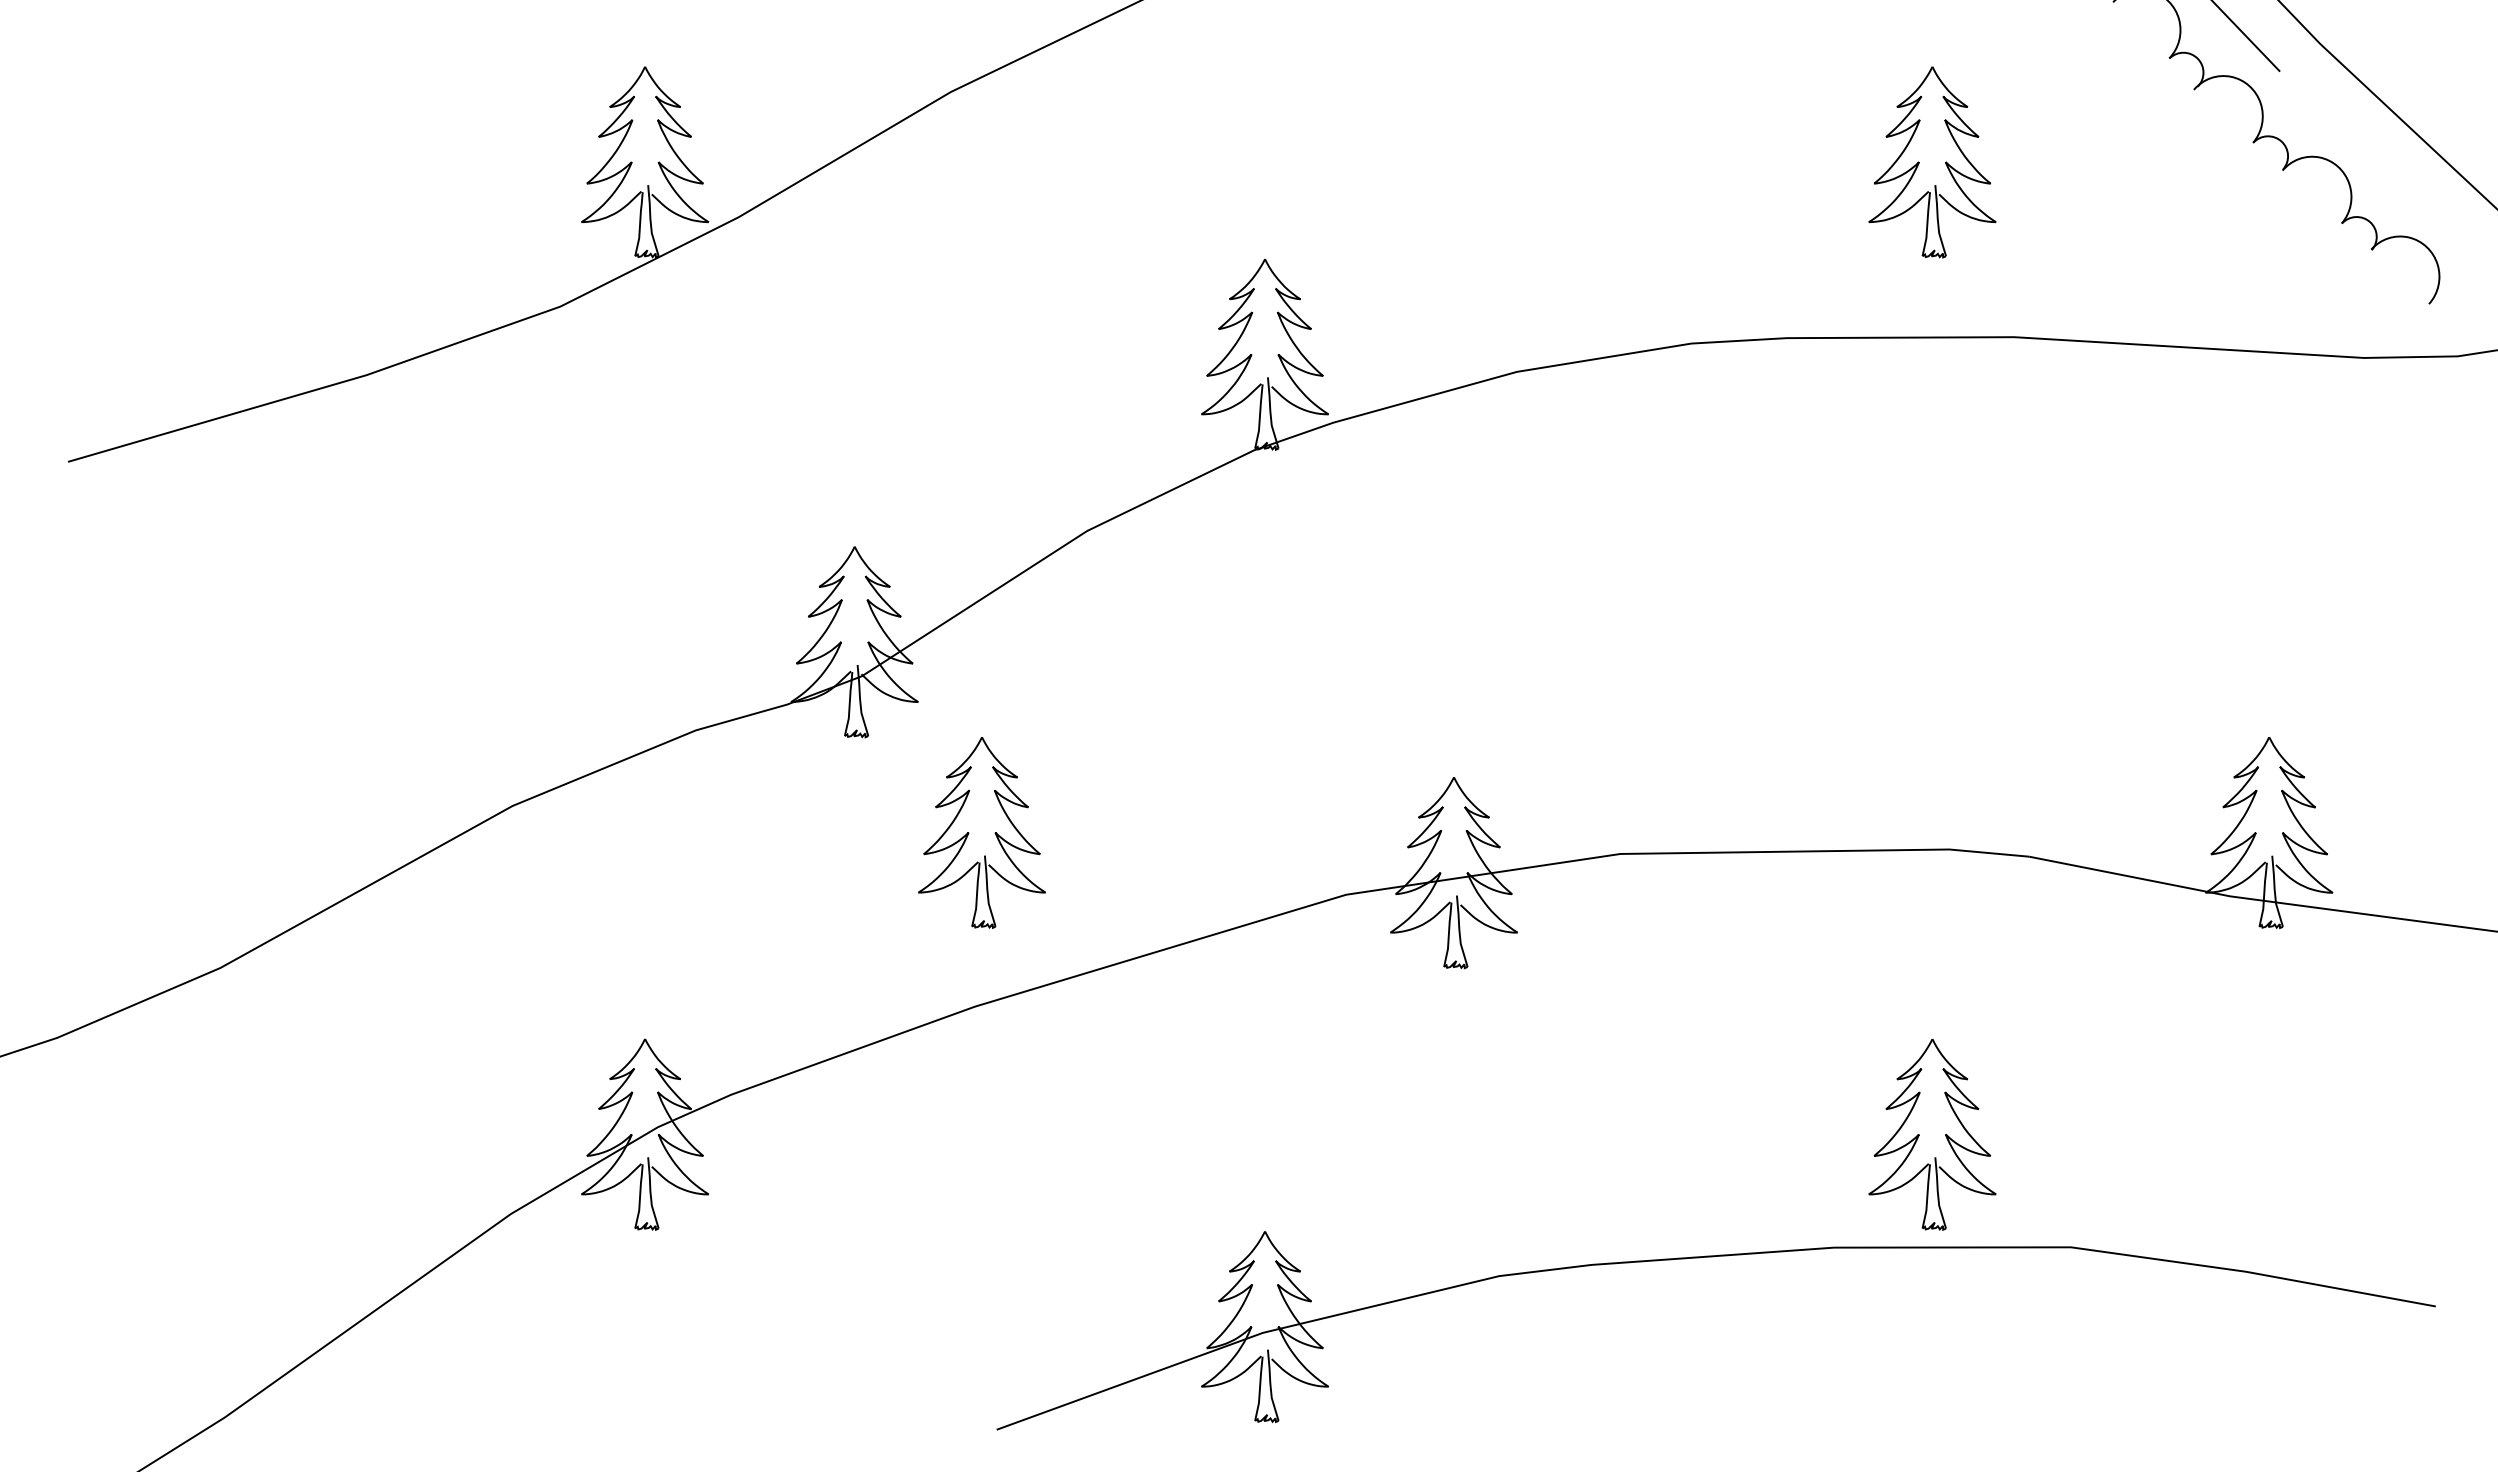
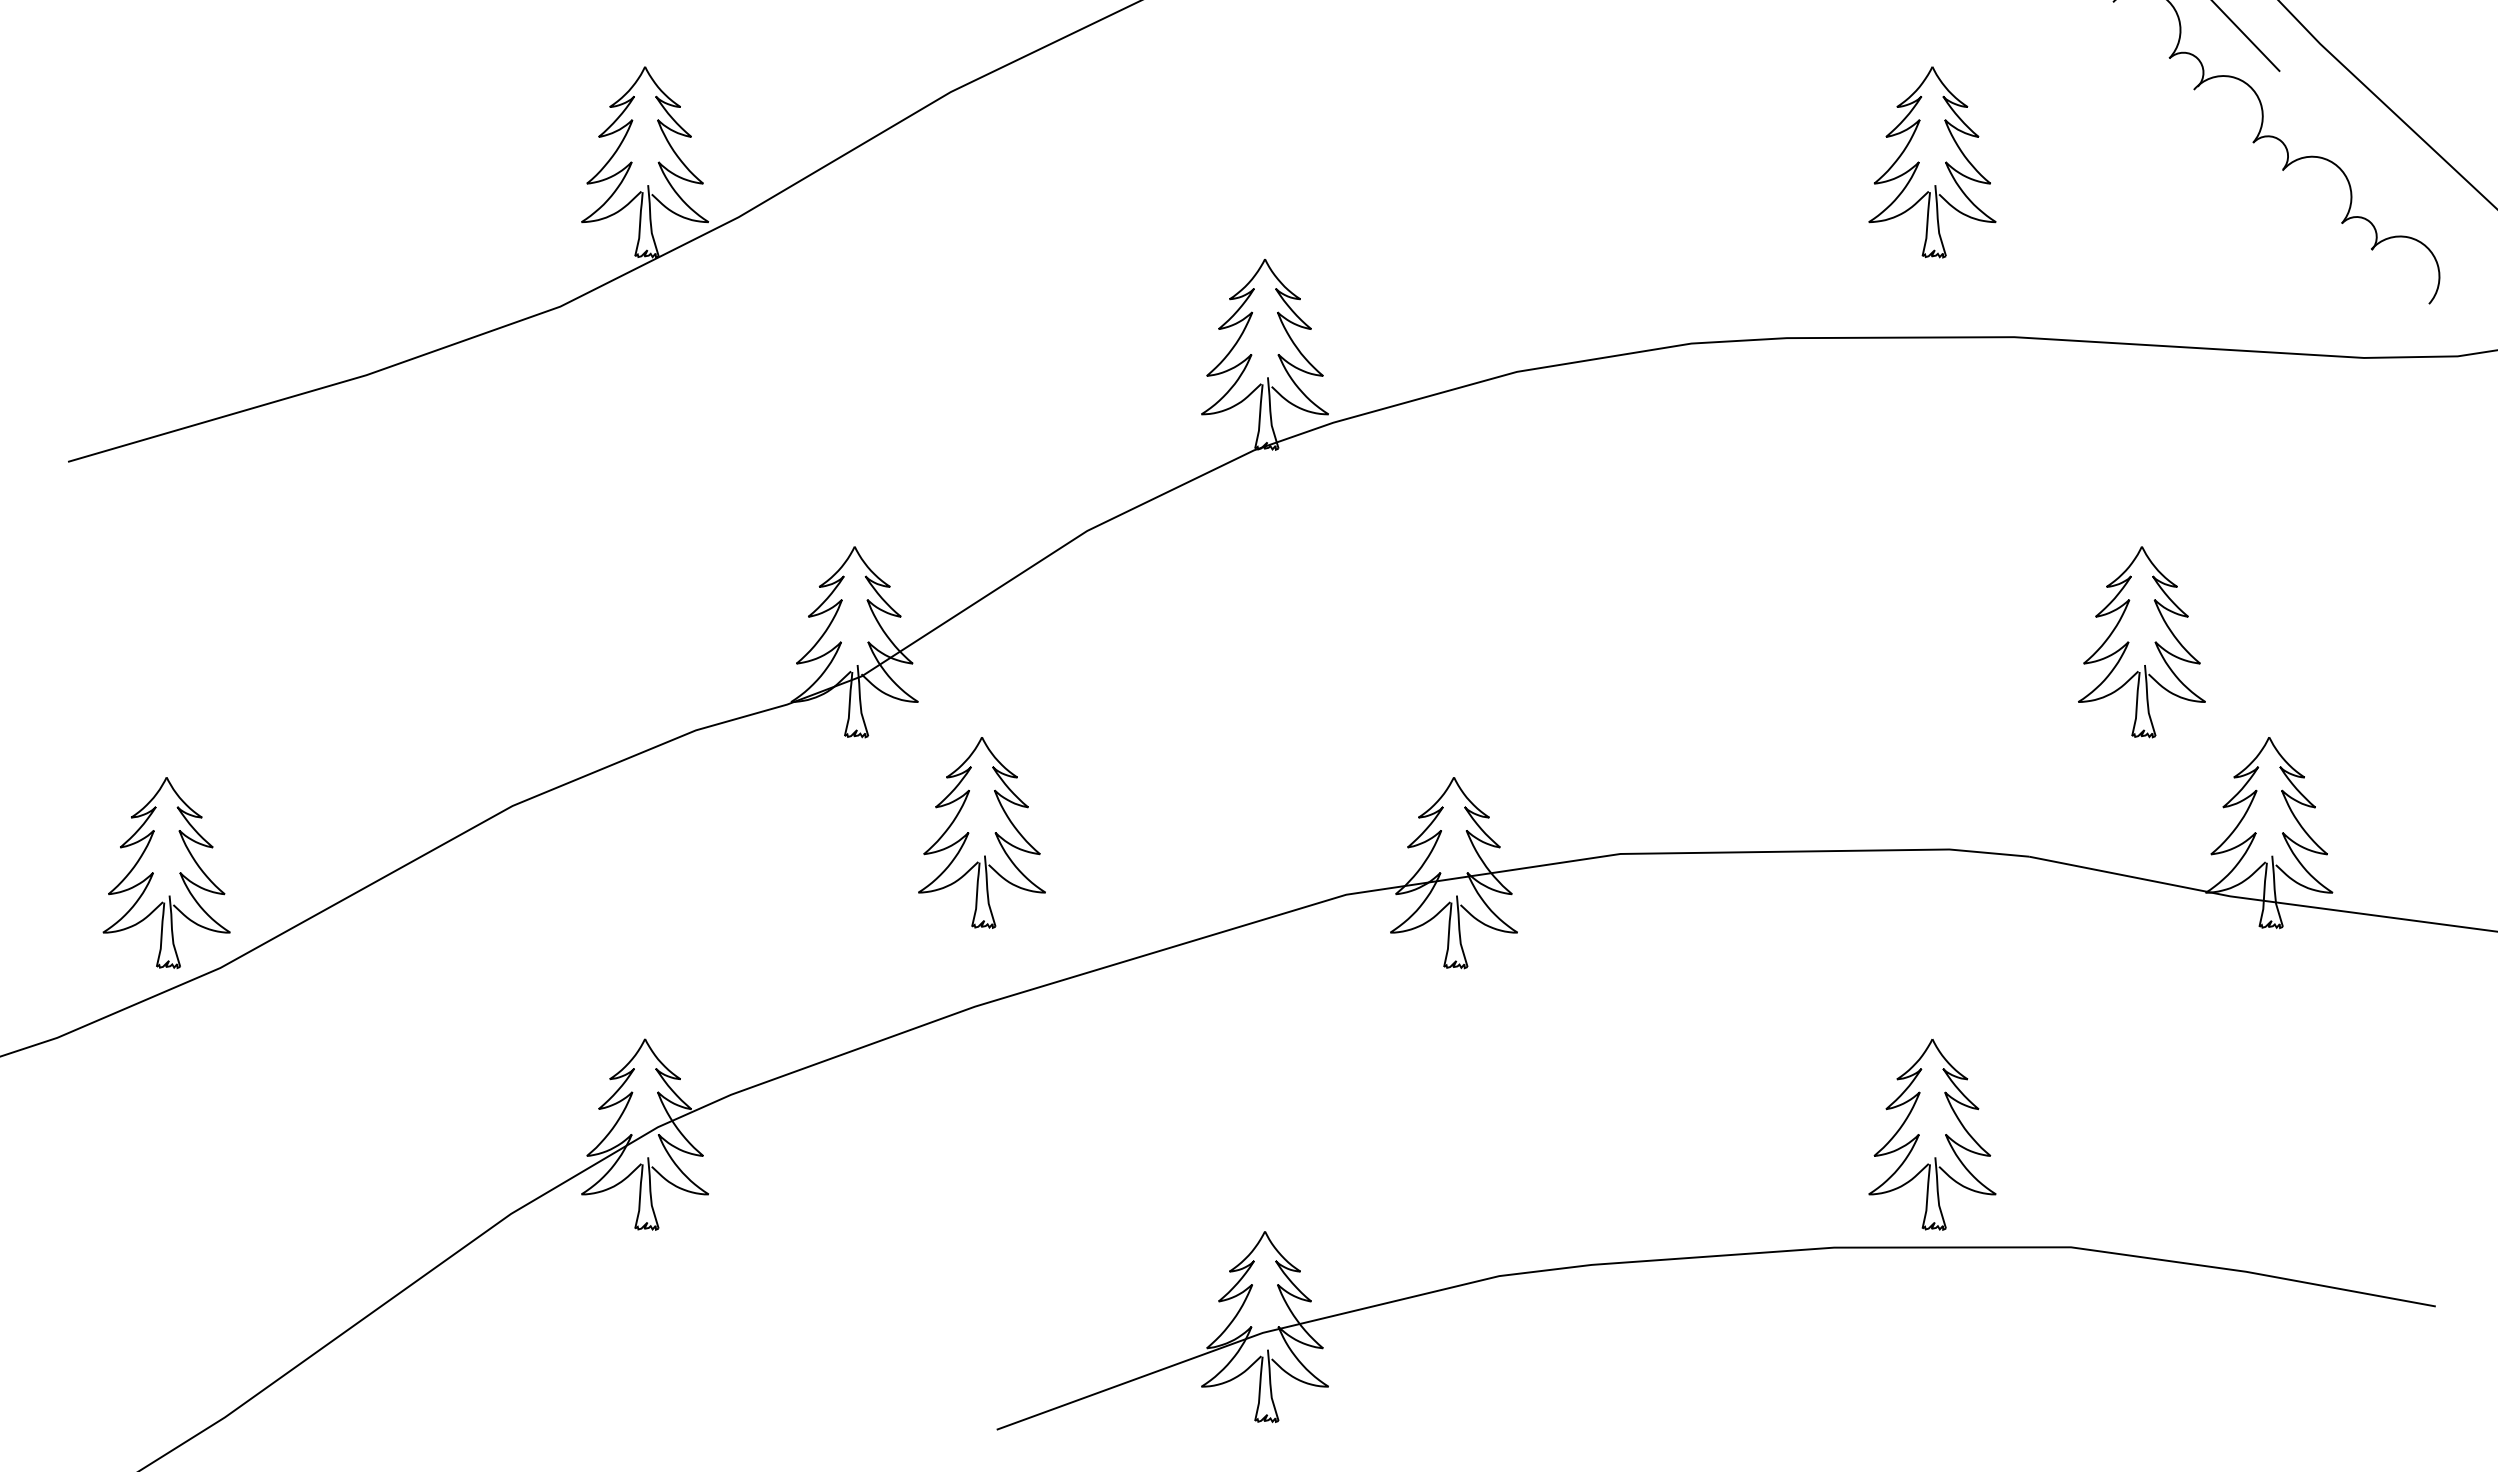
part: none -> present (2129, 642)
part: none -> present (153, 872)
